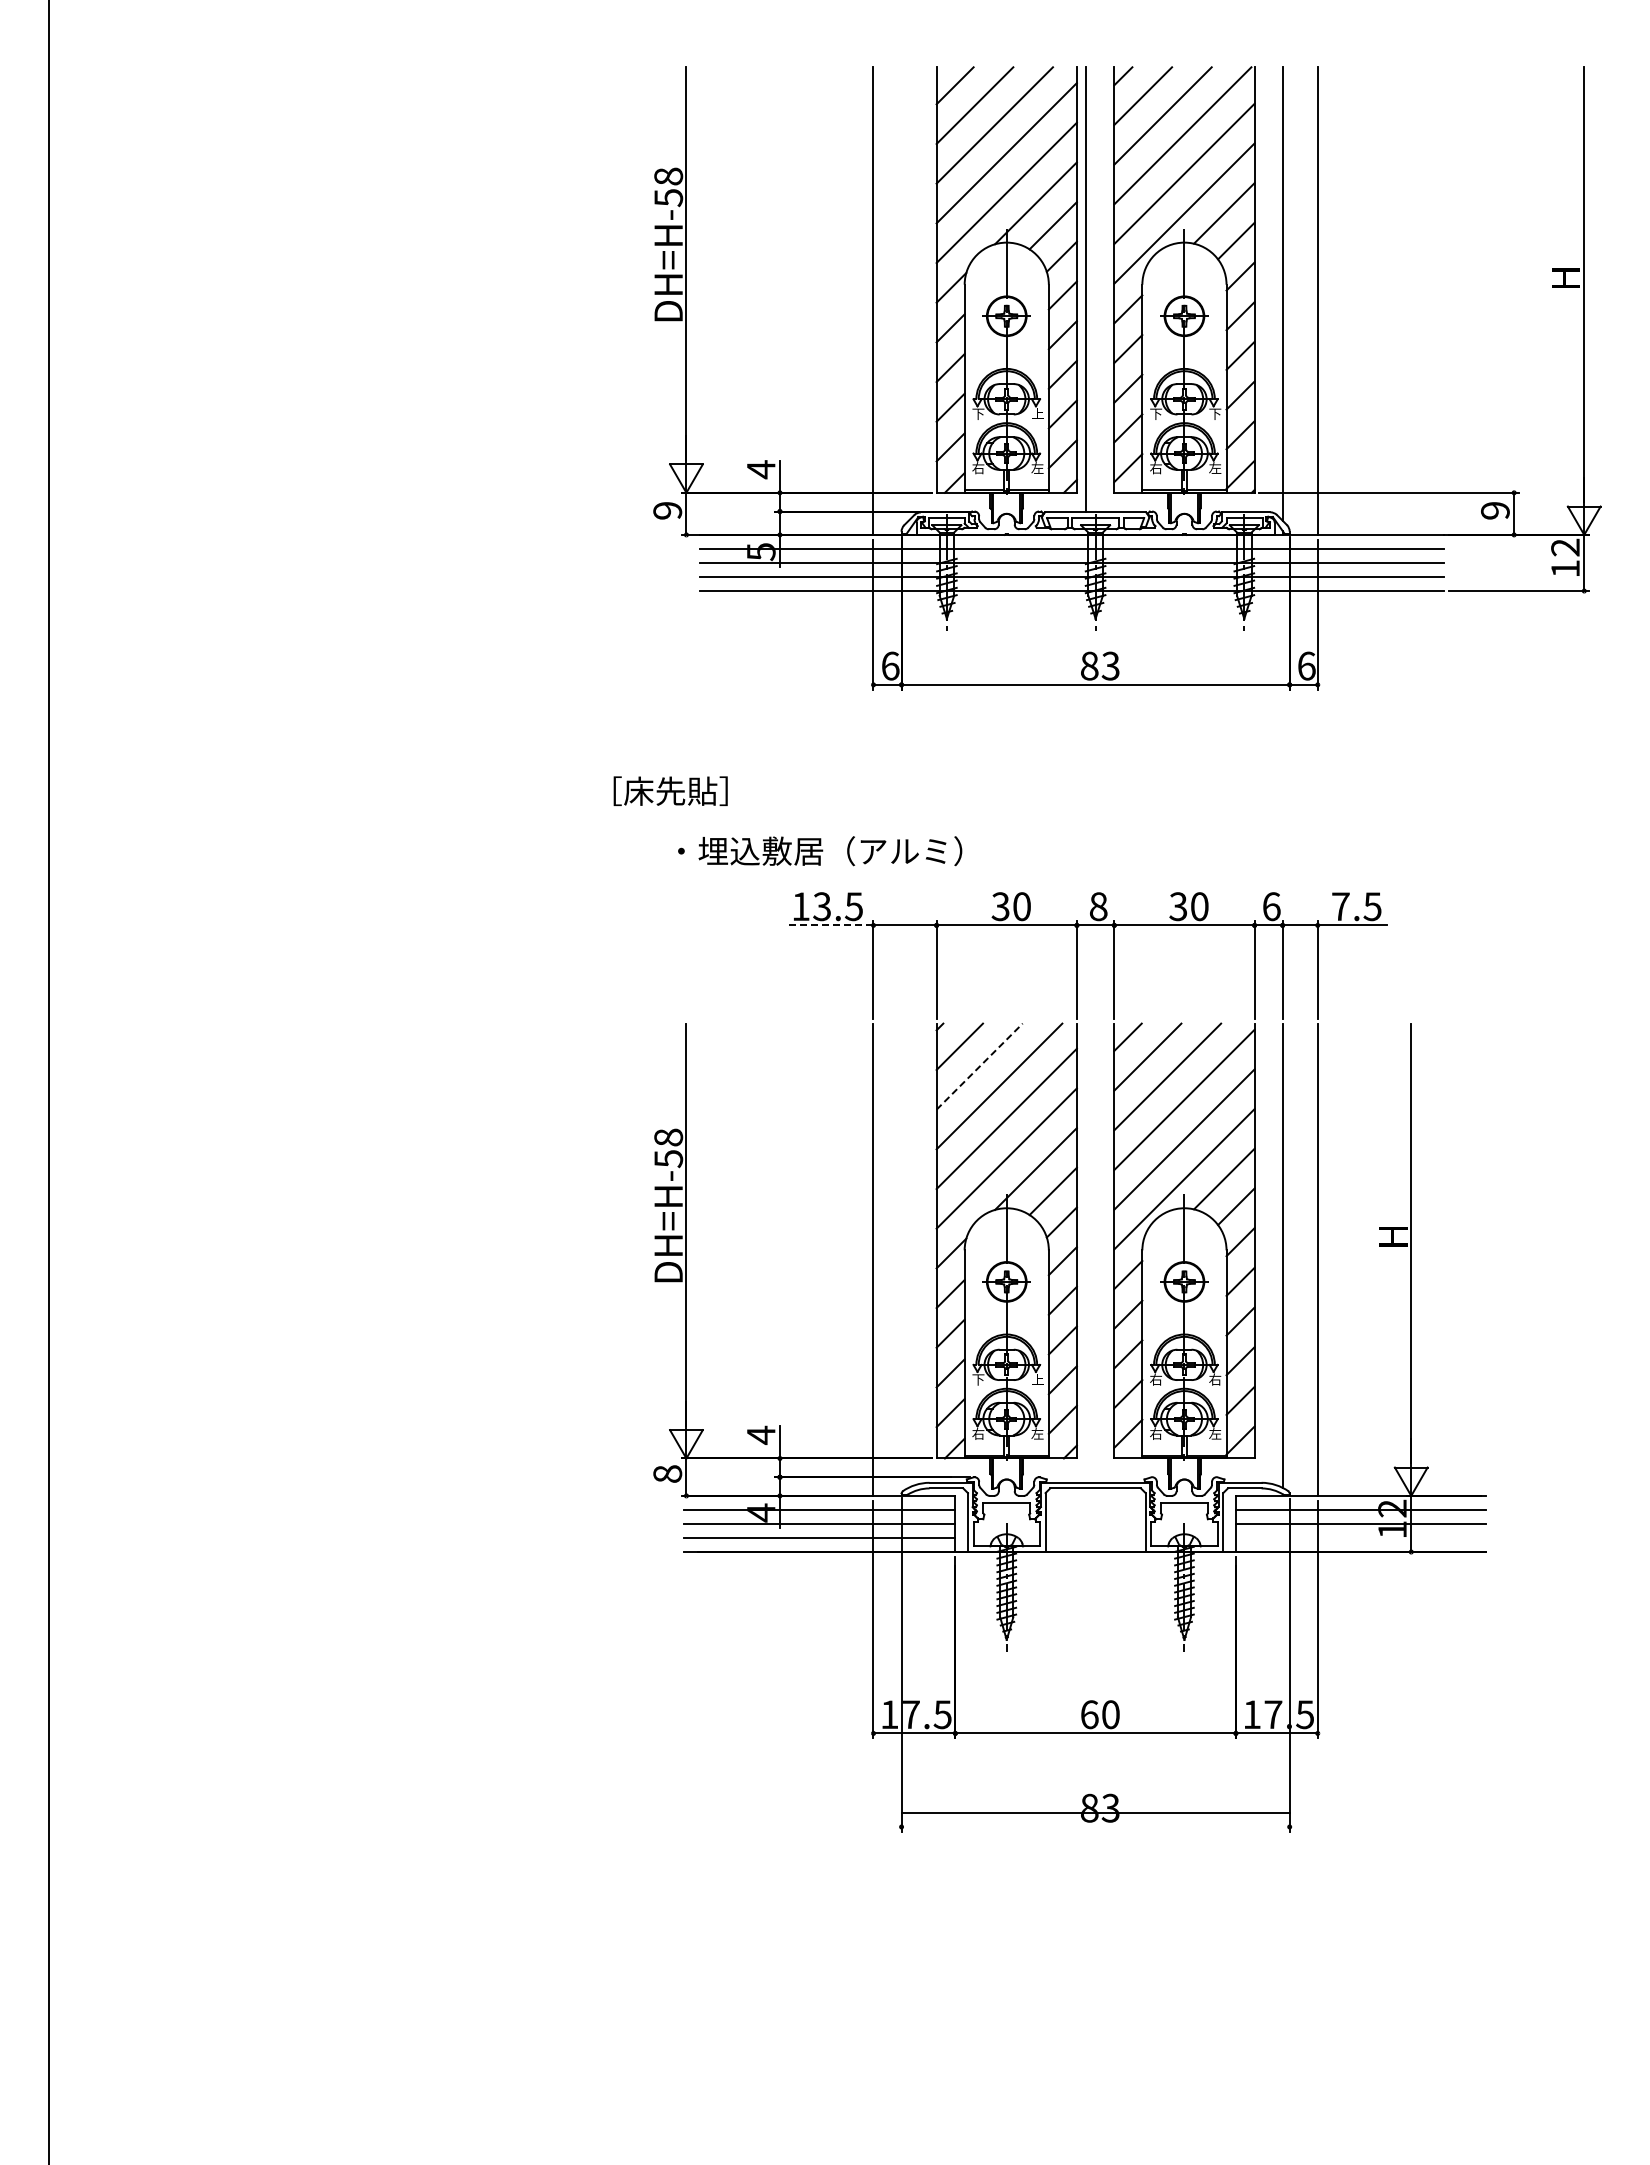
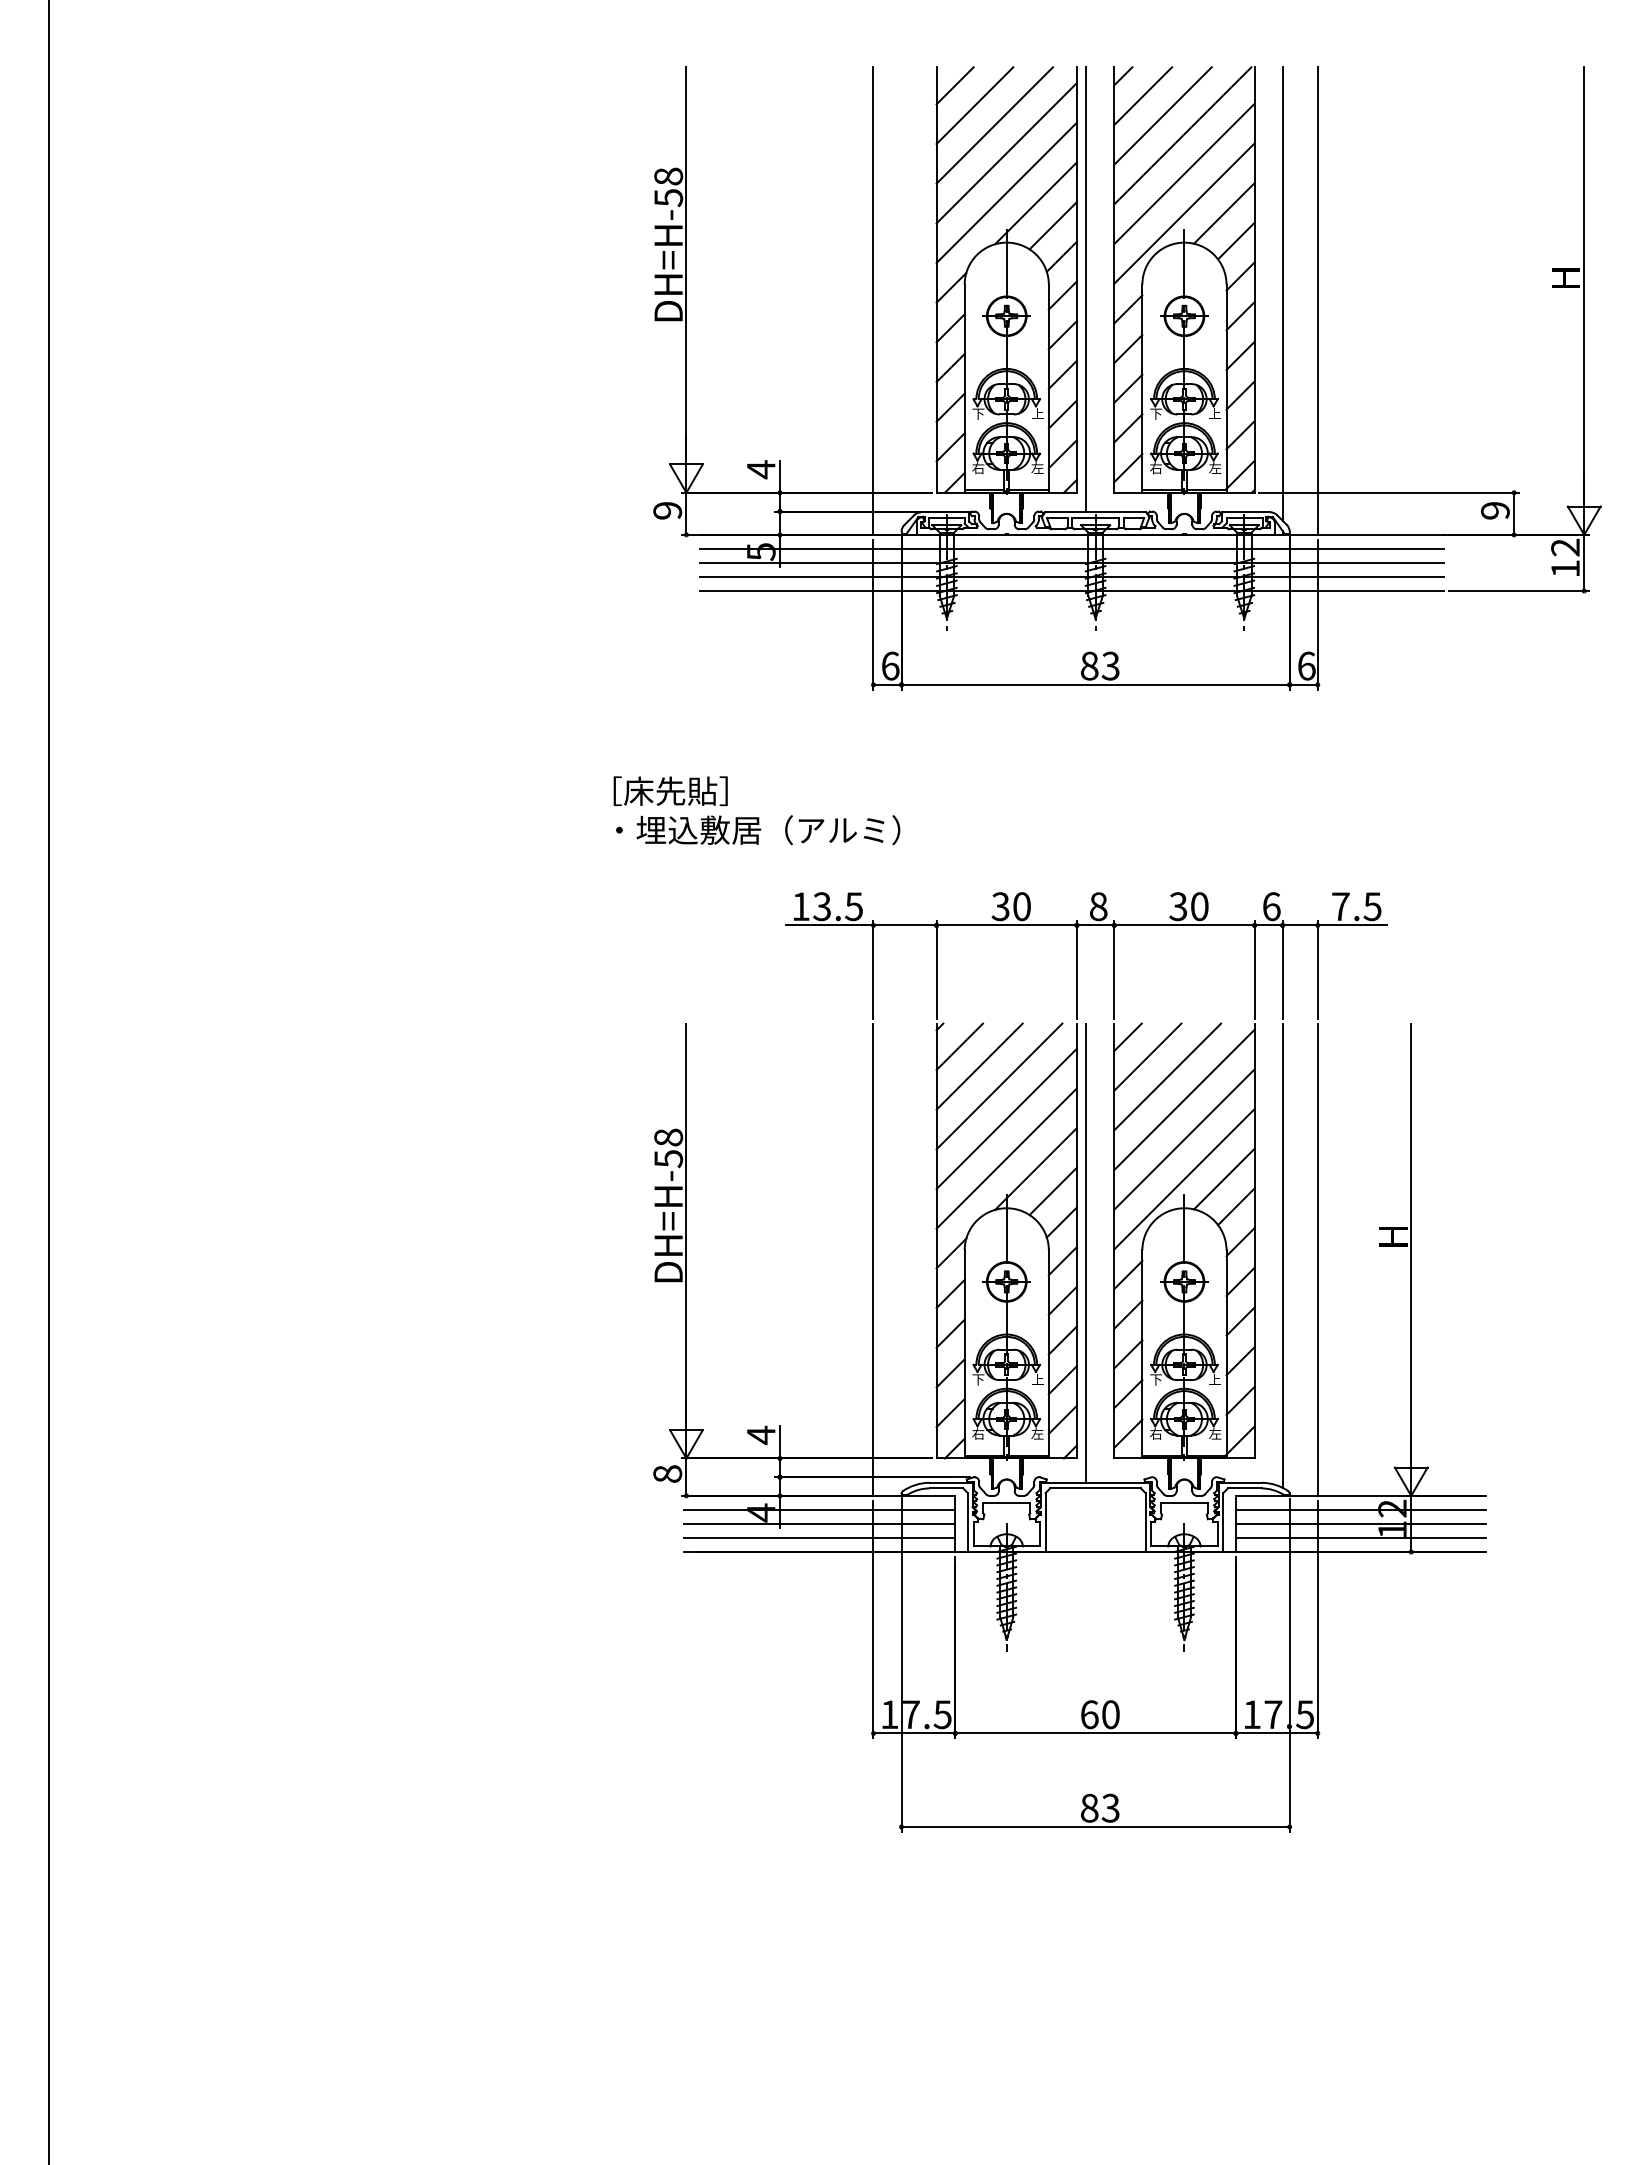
text: 下 -> 上 (1215, 413)
text position: (820, 851) -> (758, 830) (758, 830)
line: dashed -> solid (829, 925)
line: dashed -> solid (979, 1066)
line: none -> present (1086, 1252)
text: 右 -> 下 (1156, 1379)
text: 右 -> 上 (1215, 1379)
line: none -> present (1360, 1537)
line position: (1095, 1812) -> (1095, 1826) (1095, 1826)
